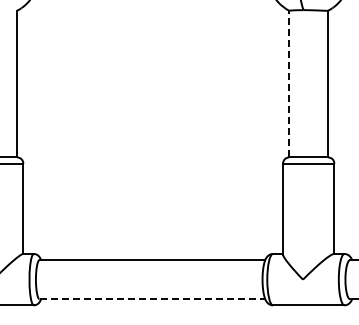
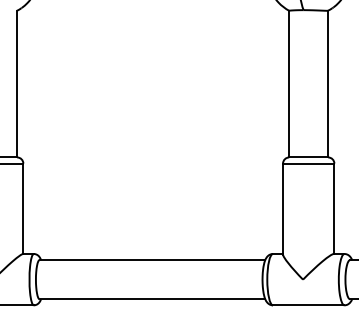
line: dashed -> solid (289, 83)
line: dashed -> solid (152, 299)
